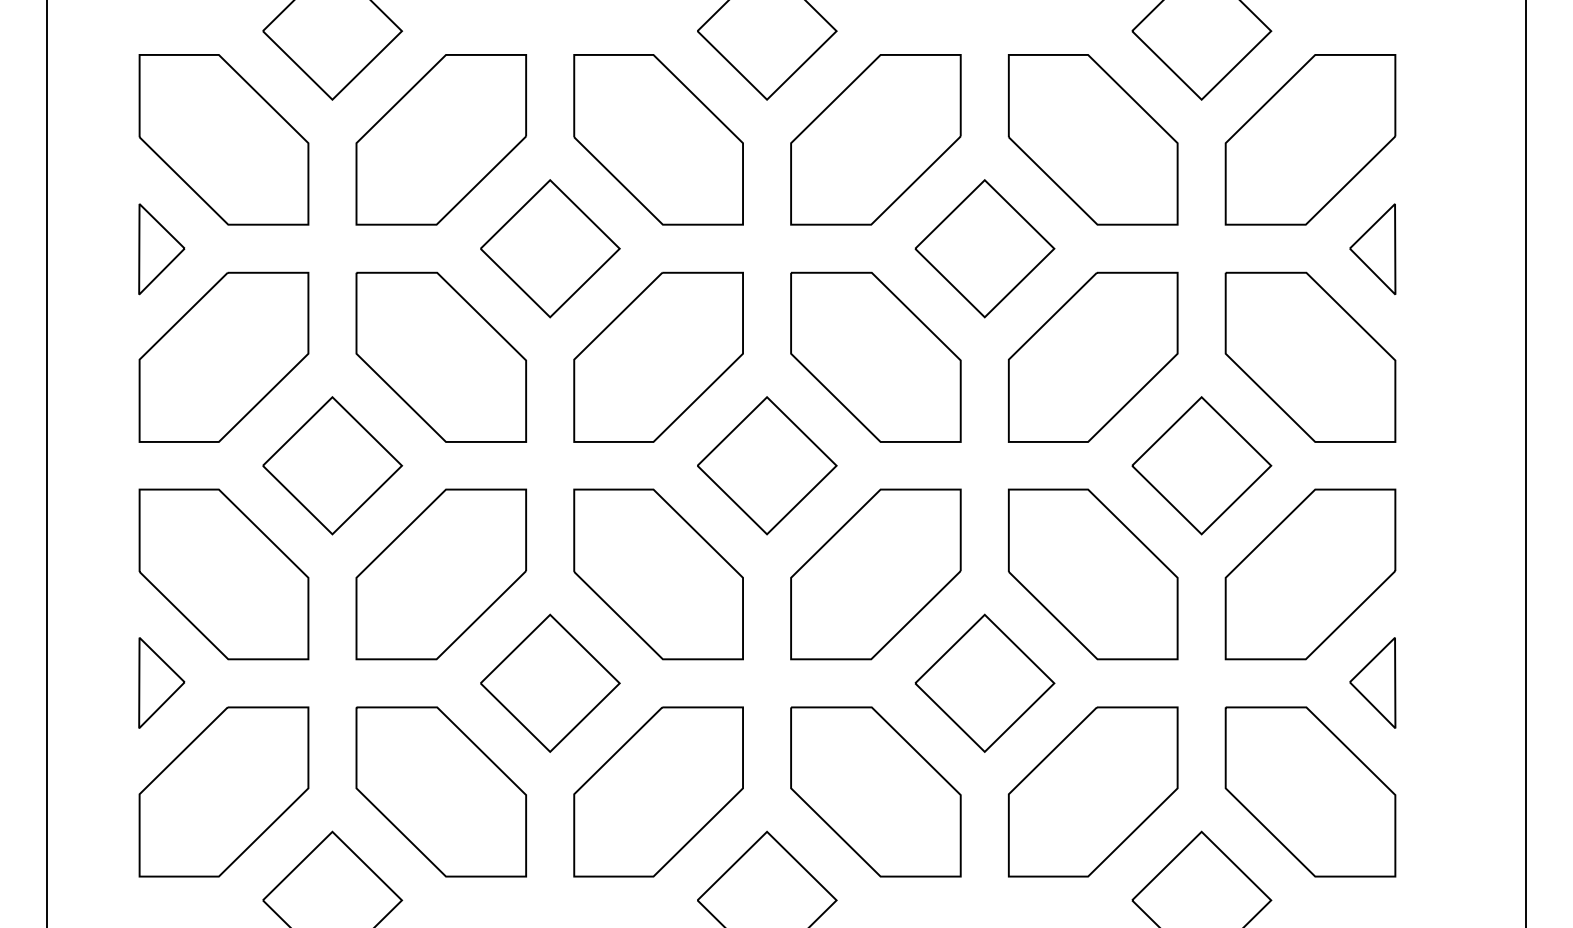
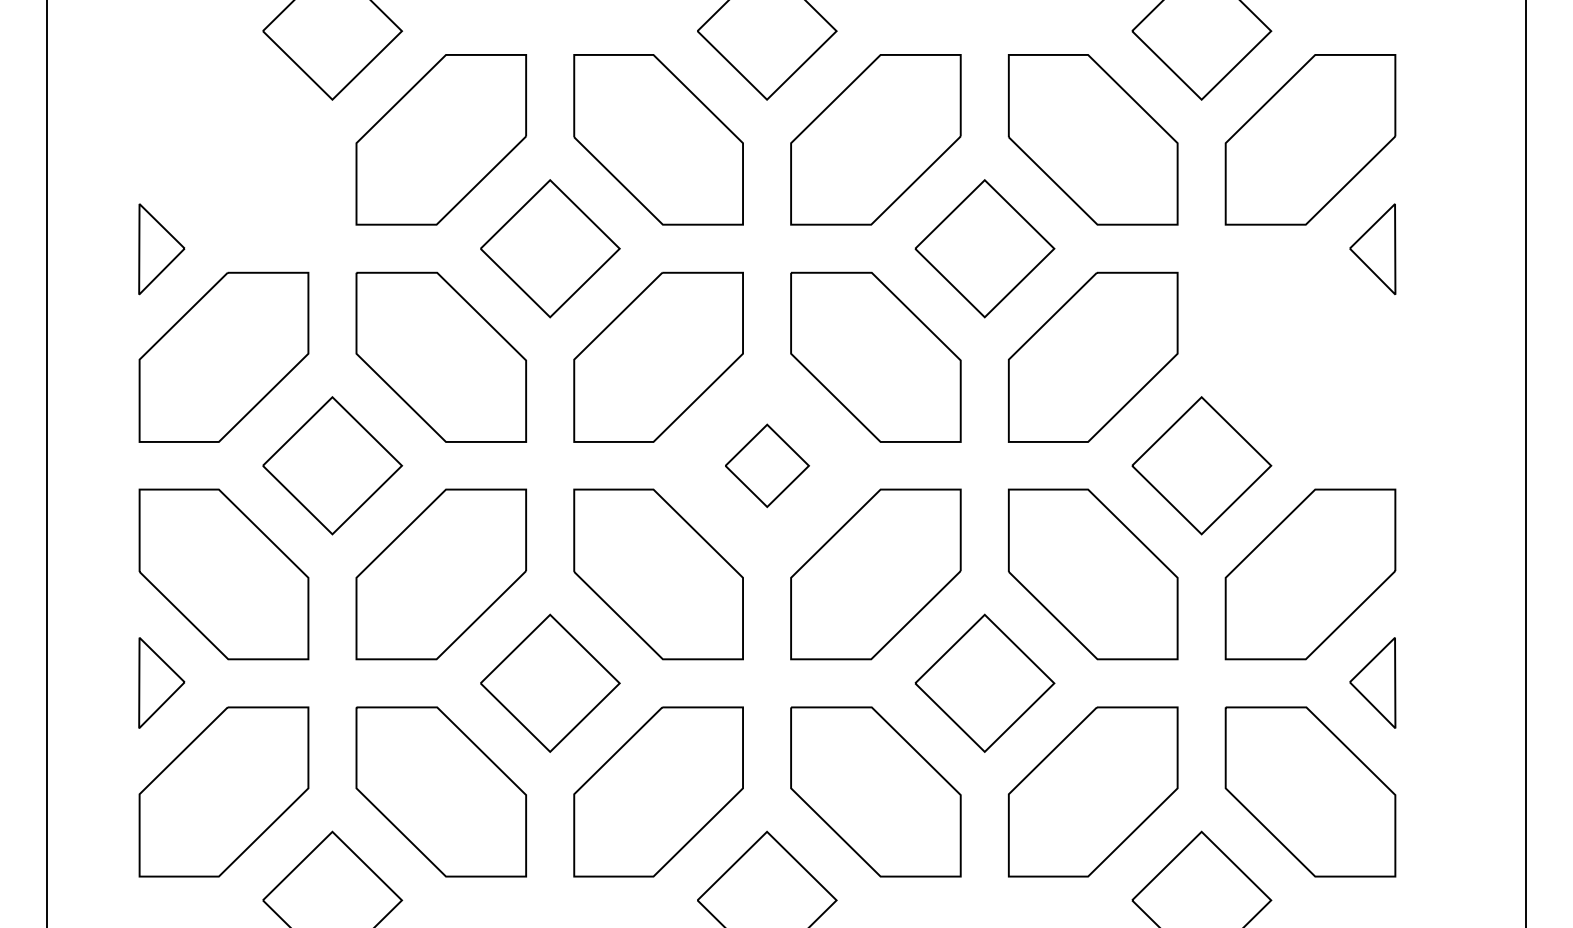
part: present -> none (223, 139)
part: present -> none (1310, 356)
part size: 141x140 px -> 85x85 px (767, 465)
